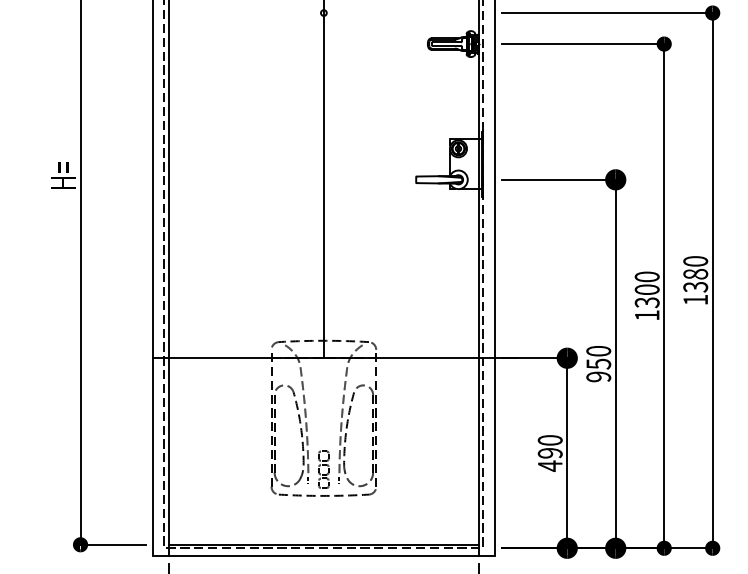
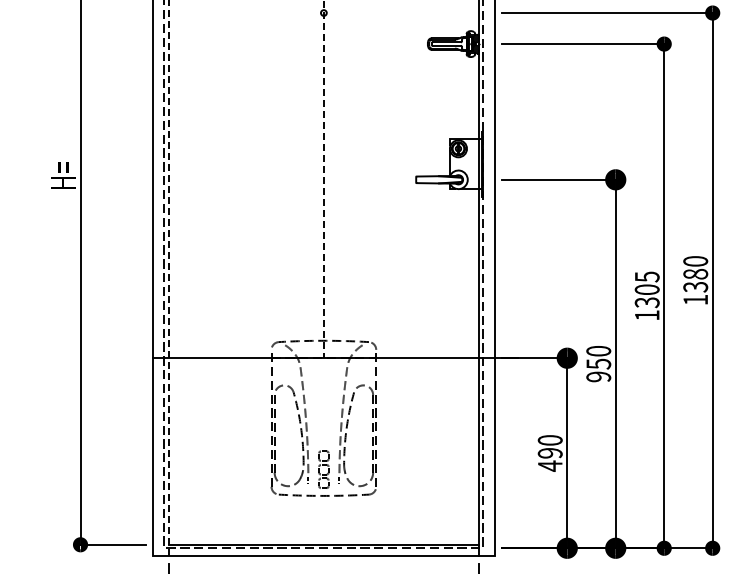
line: solid -> dashed (323, 179)
text: 1300 -> 1305 (646, 276)
line: solid -> dashed (168, 278)
